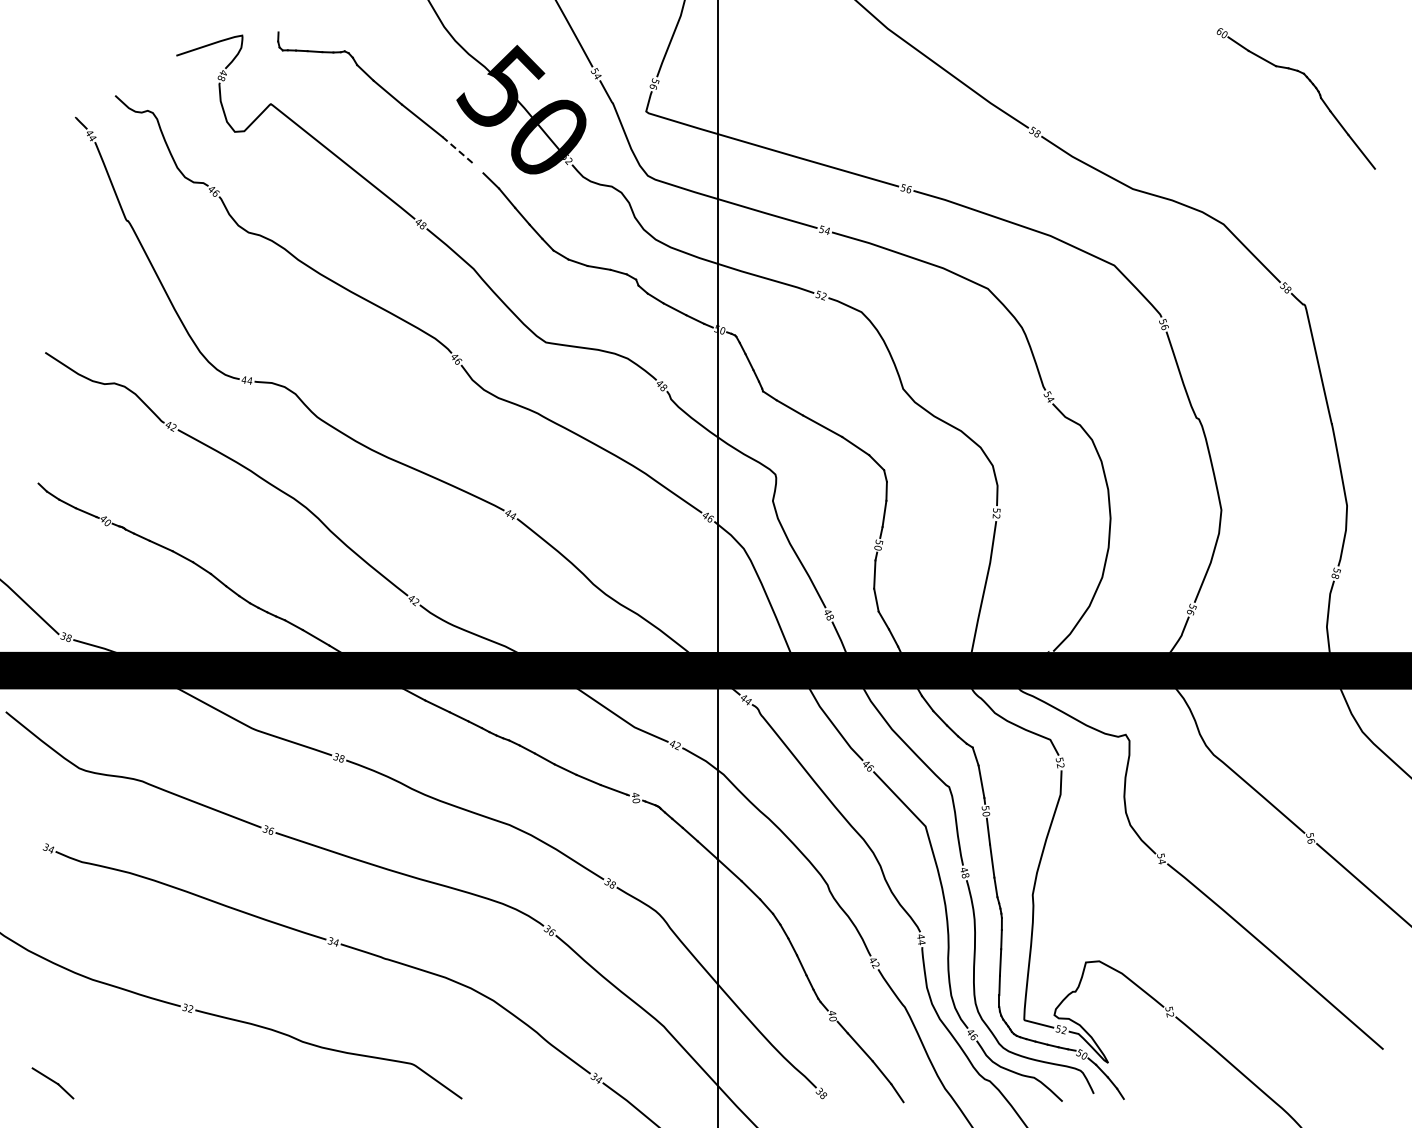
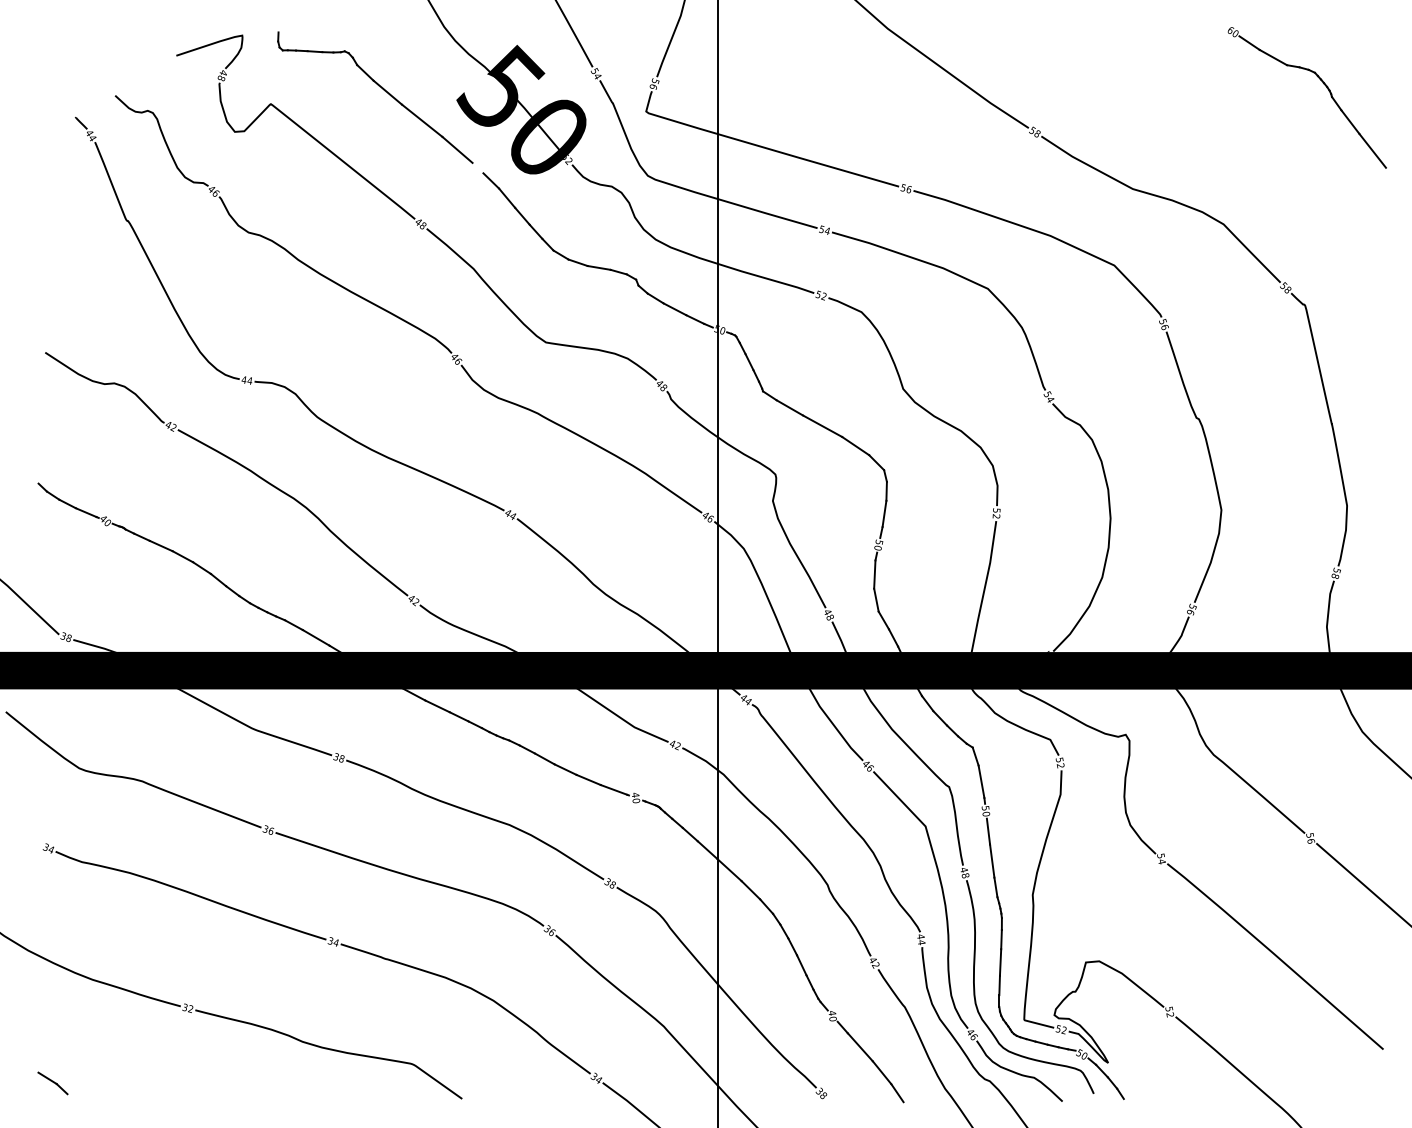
part position: (1312, 85) -> (1323, 84) (1323, 84)
line: dashed -> solid (457, 149)
part size: 44x33 px -> 32x25 px (52, 1083)
